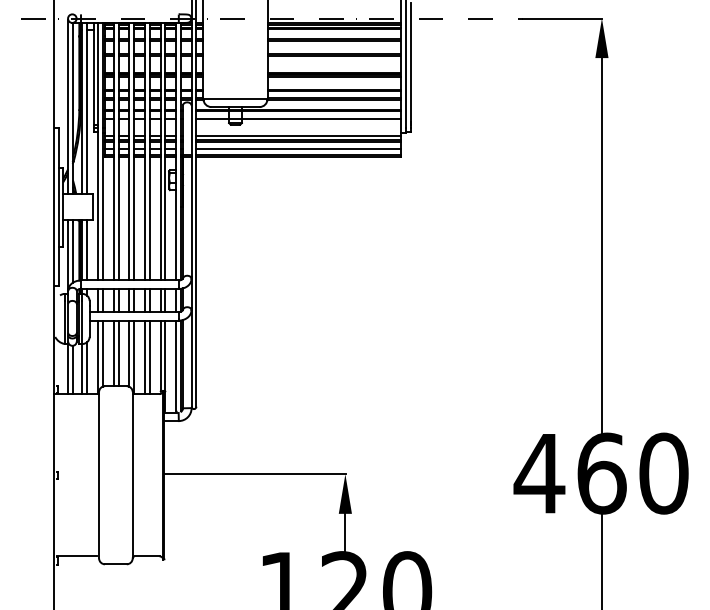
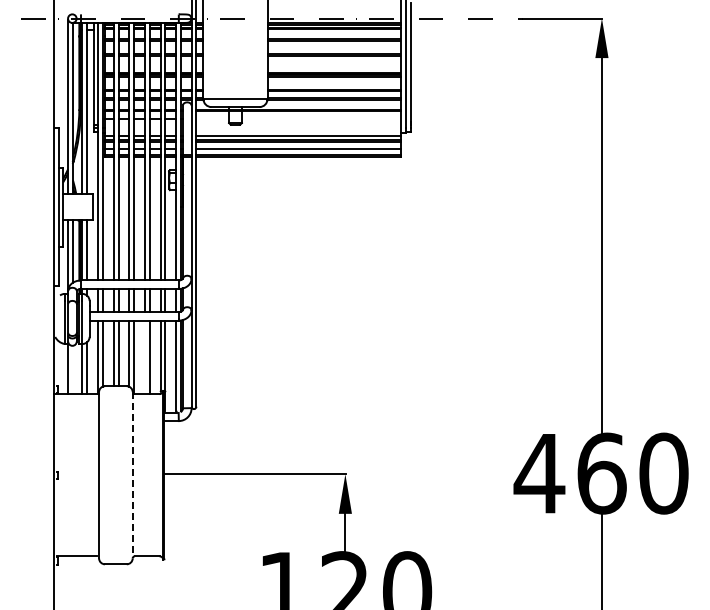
line: present -> none (298, 118)
line: present -> none (144, 357)
line: present -> none (73, 369)
line: solid -> dashed (132, 475)
